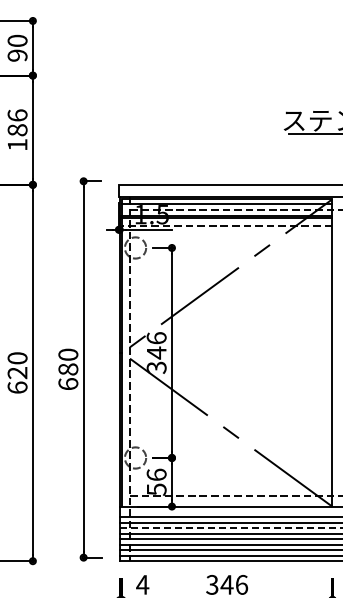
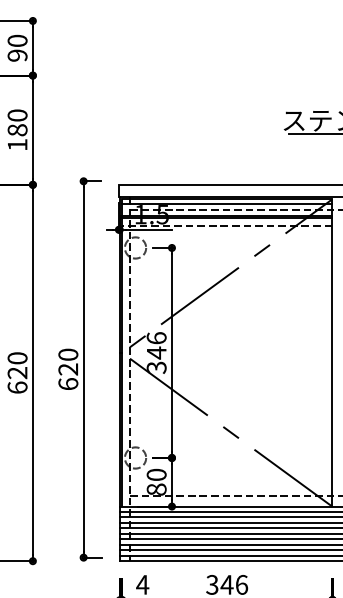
text: 186 -> 180 (17, 115)
text: 680 -> 620 (68, 369)
text: 56 -> 80 (156, 481)
line: none -> present (229, 512)
line: dashed -> solid (231, 528)
